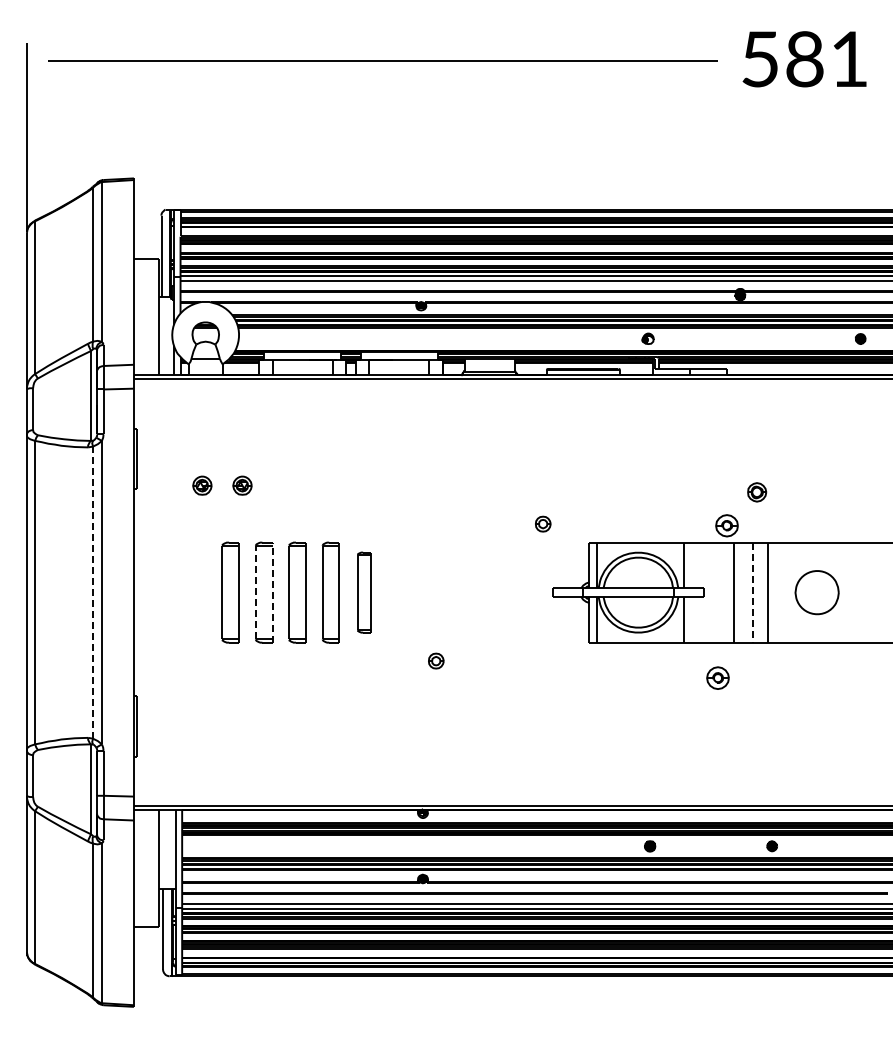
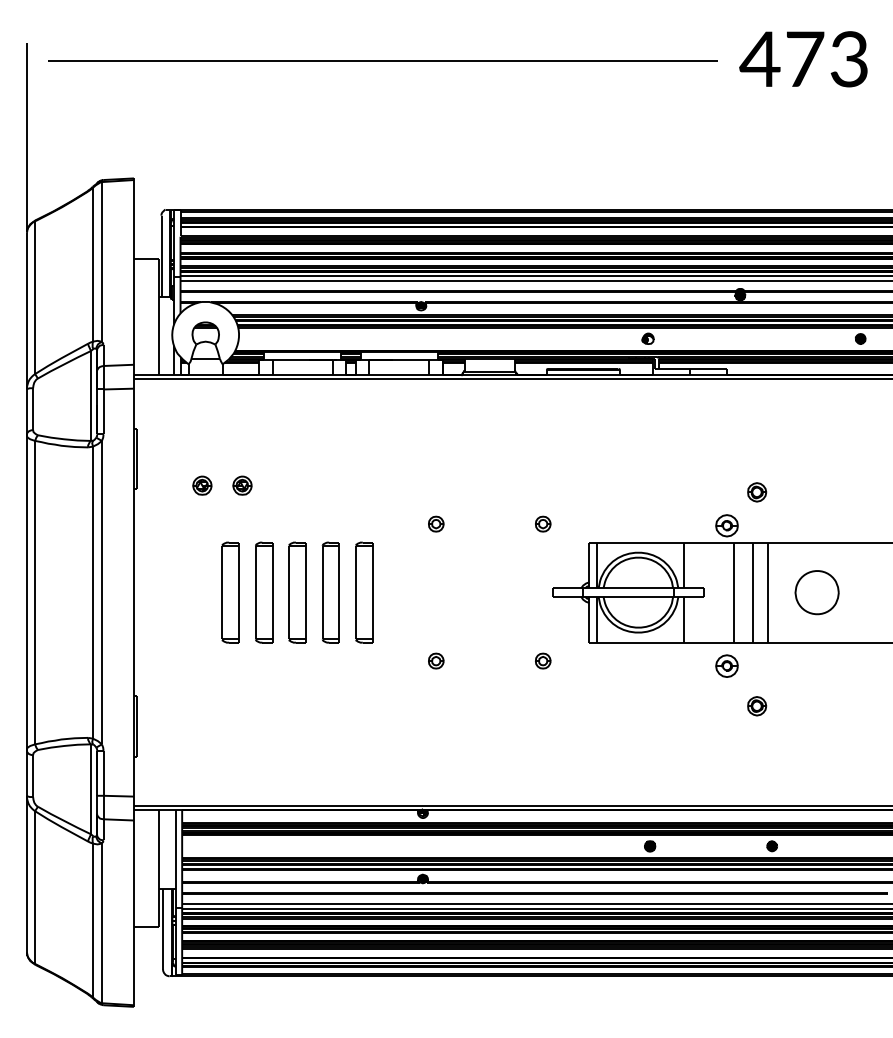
text: 581 -> 473 (803, 59)
part: none -> present (436, 523)
line: dashed -> solid (93, 592)
line: dashed -> solid (255, 592)
line: dashed -> solid (272, 592)
part size: 15x83 px -> 19x103 px (364, 592)
line: dashed -> solid (752, 593)
part: none -> present (543, 660)
part position: (717, 677) -> (726, 665) (726, 665)
part: none -> present (757, 706)
